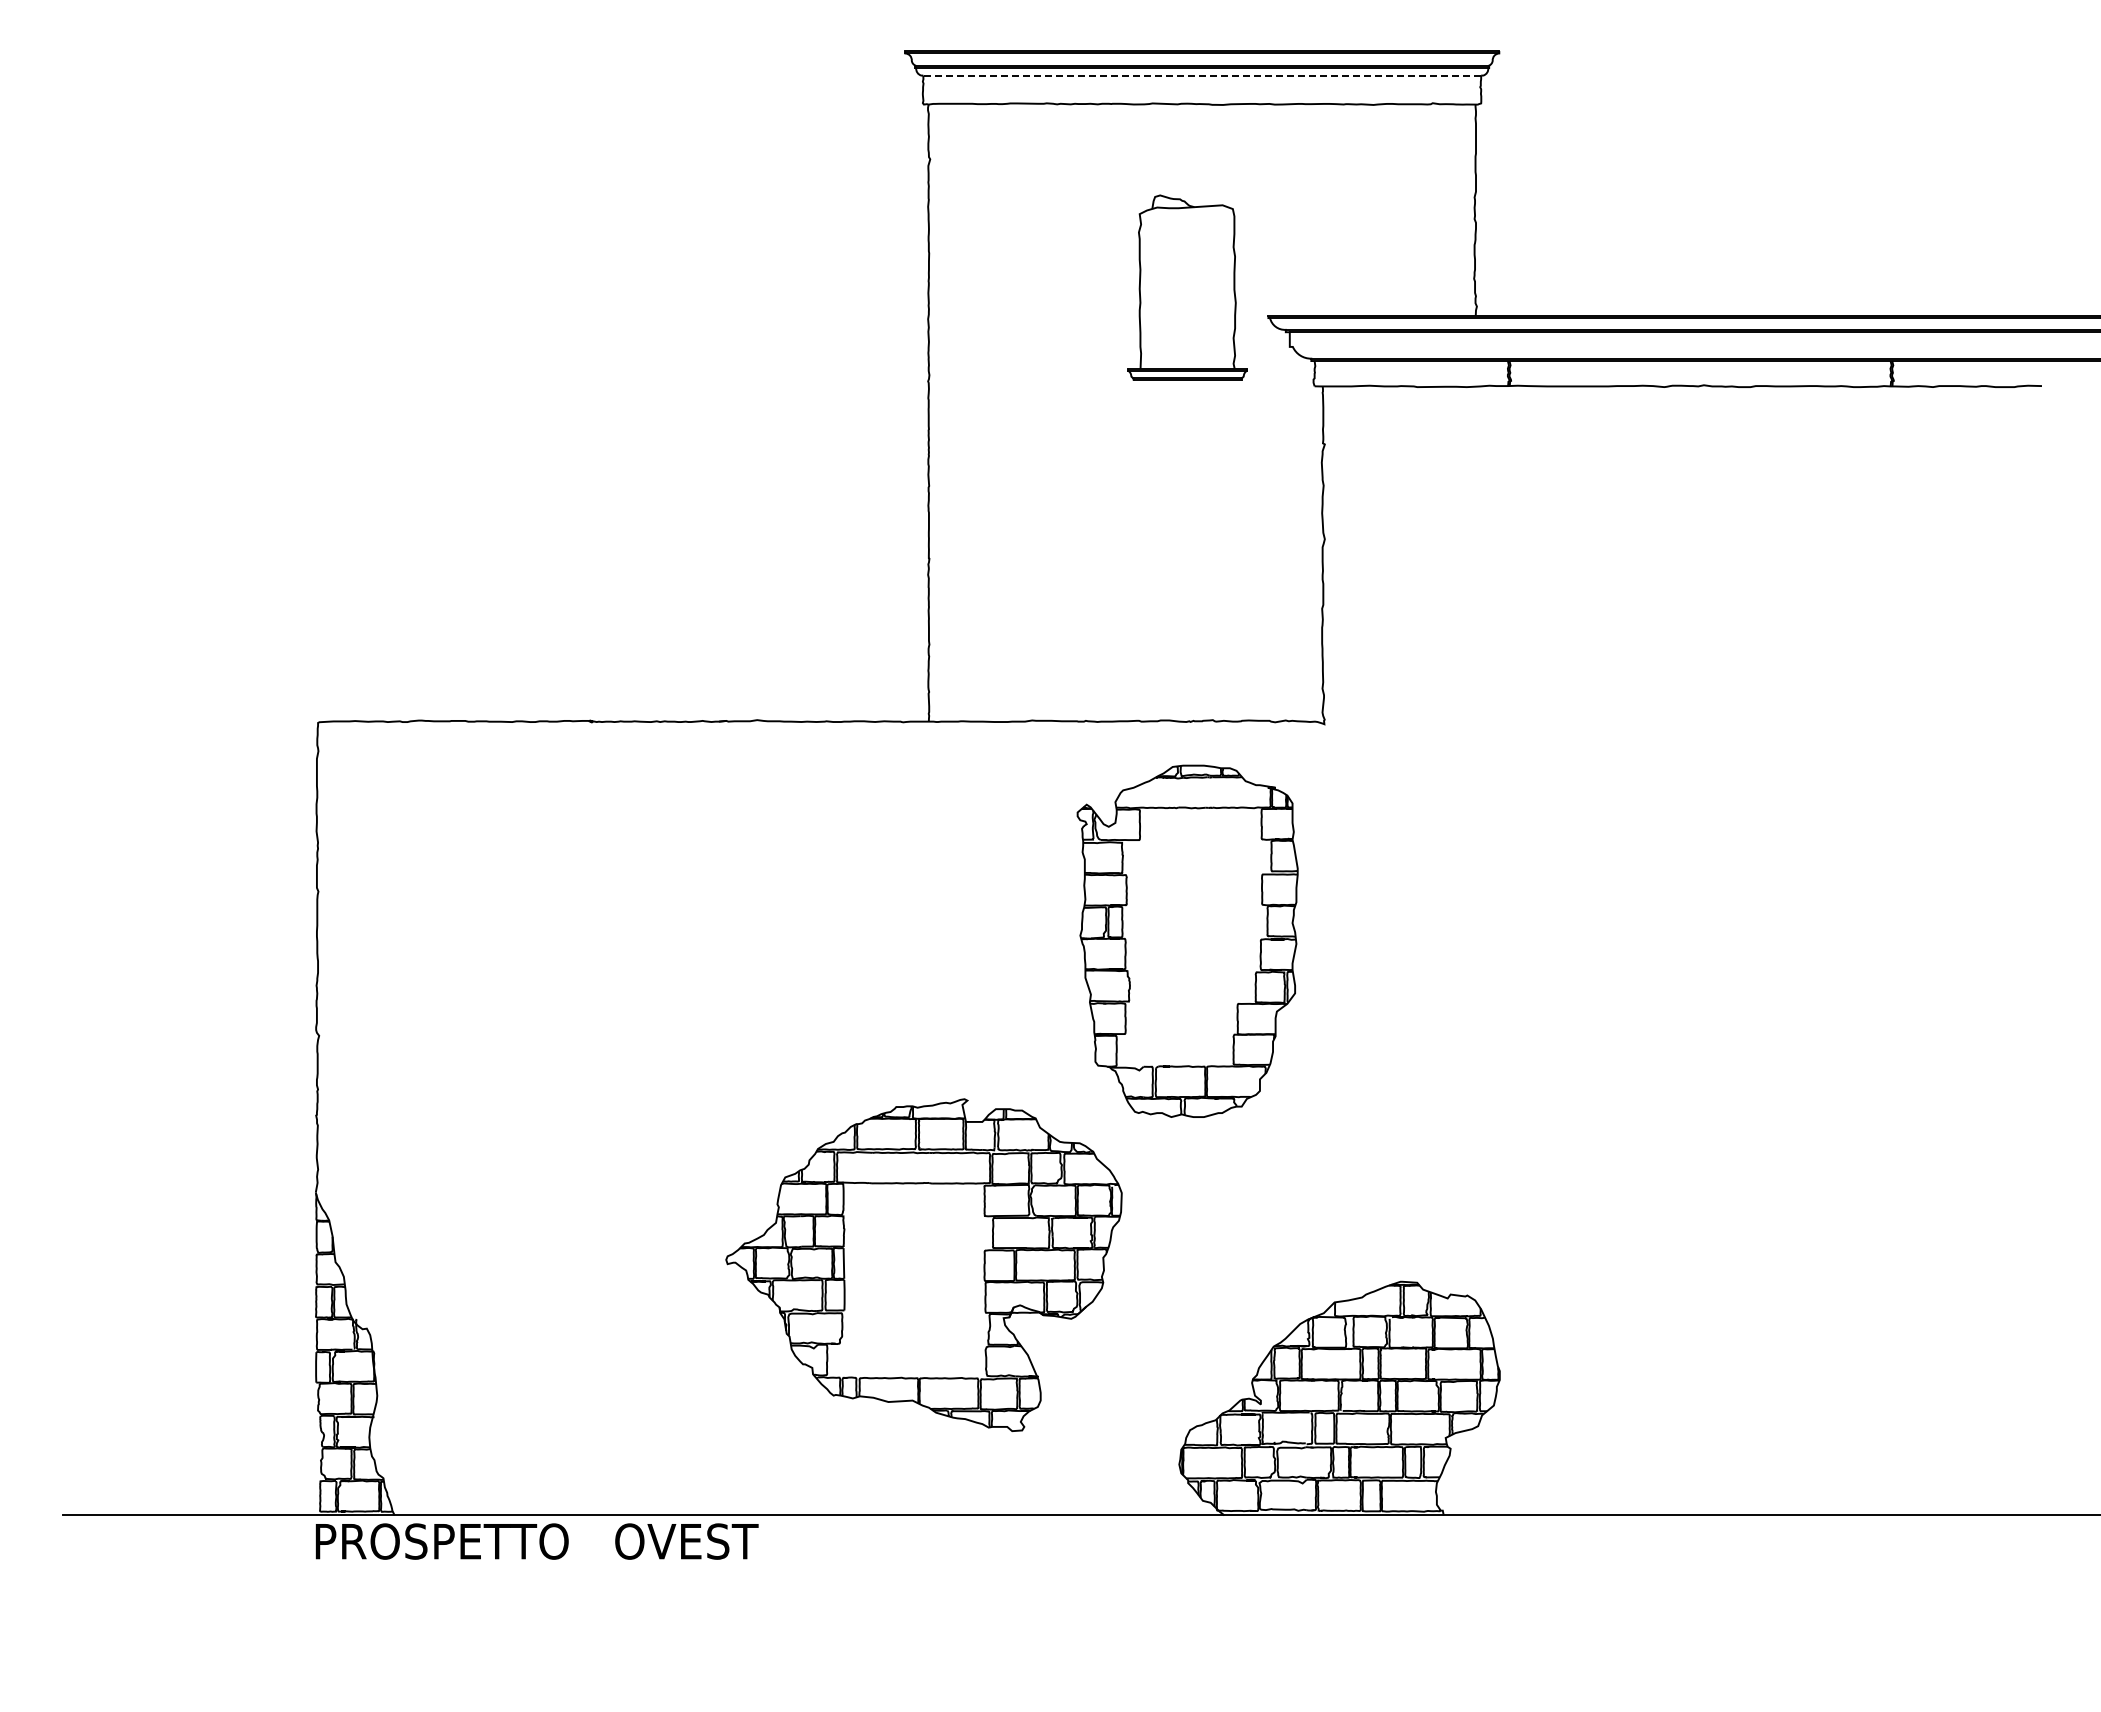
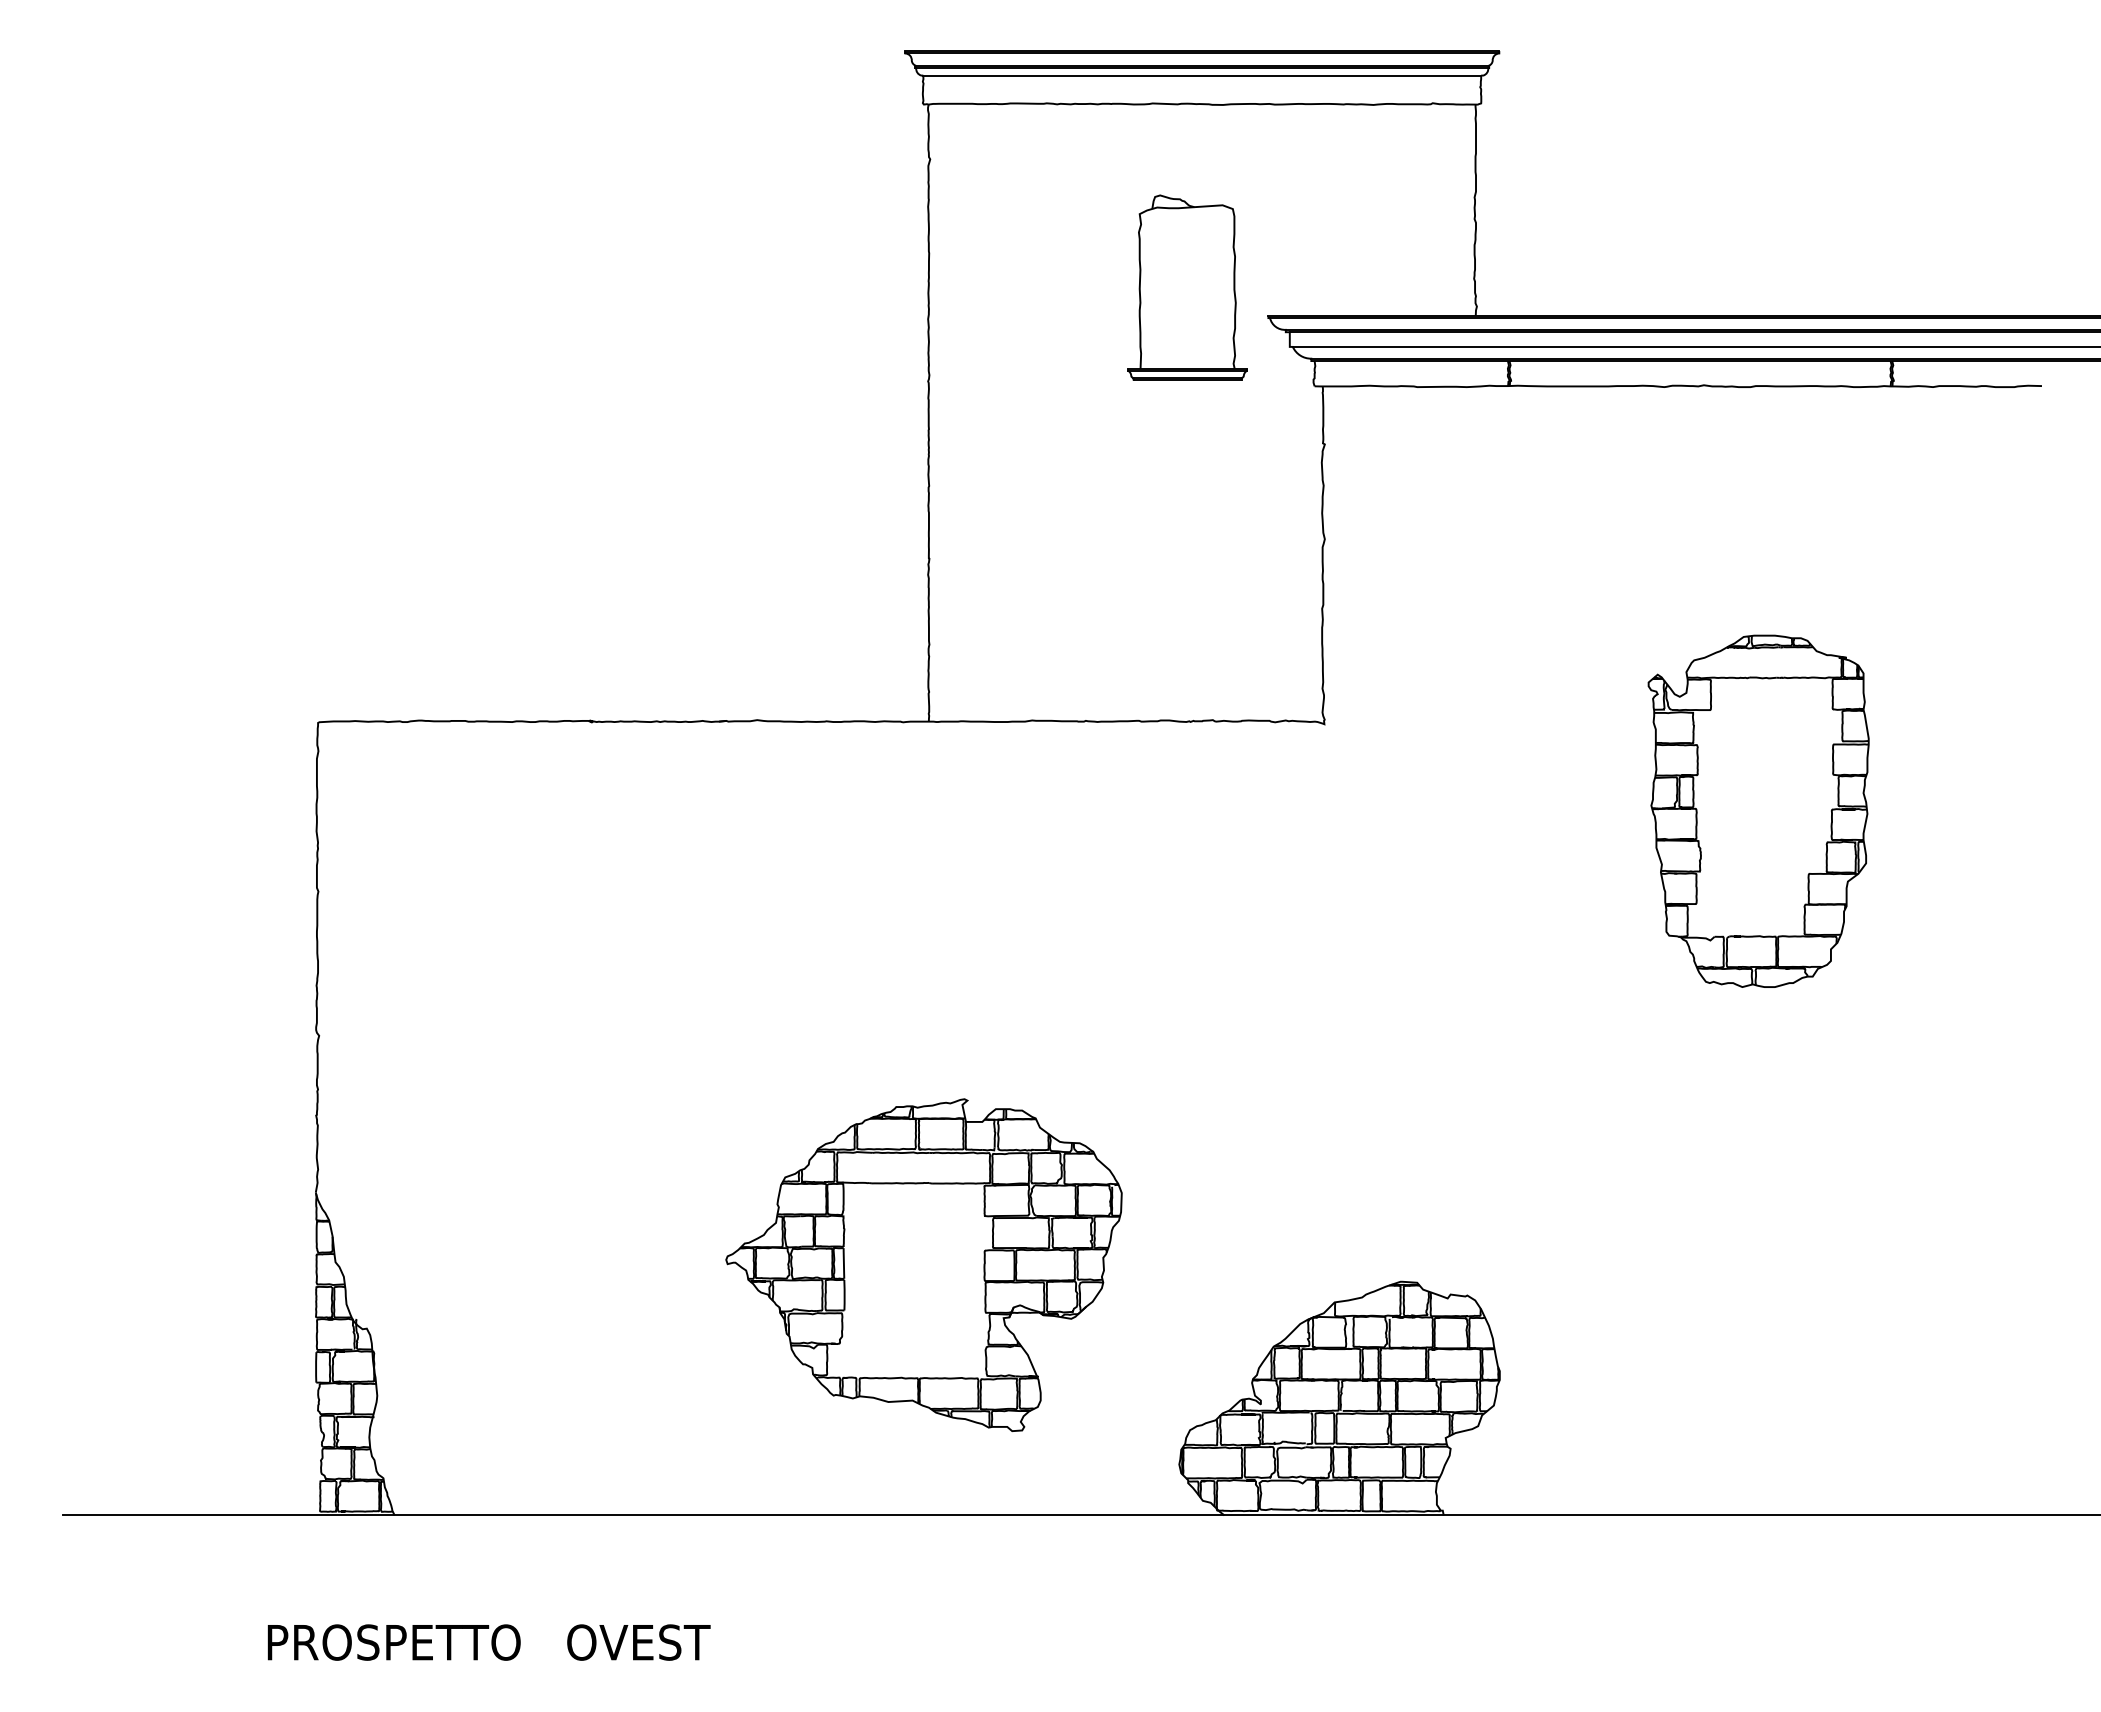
line: dashed -> solid (1202, 75)
line: none -> present (1694, 346)
part position: (1187, 940) -> (1758, 810) (1758, 810)
text position: (536, 1541) -> (488, 1642) (488, 1642)
